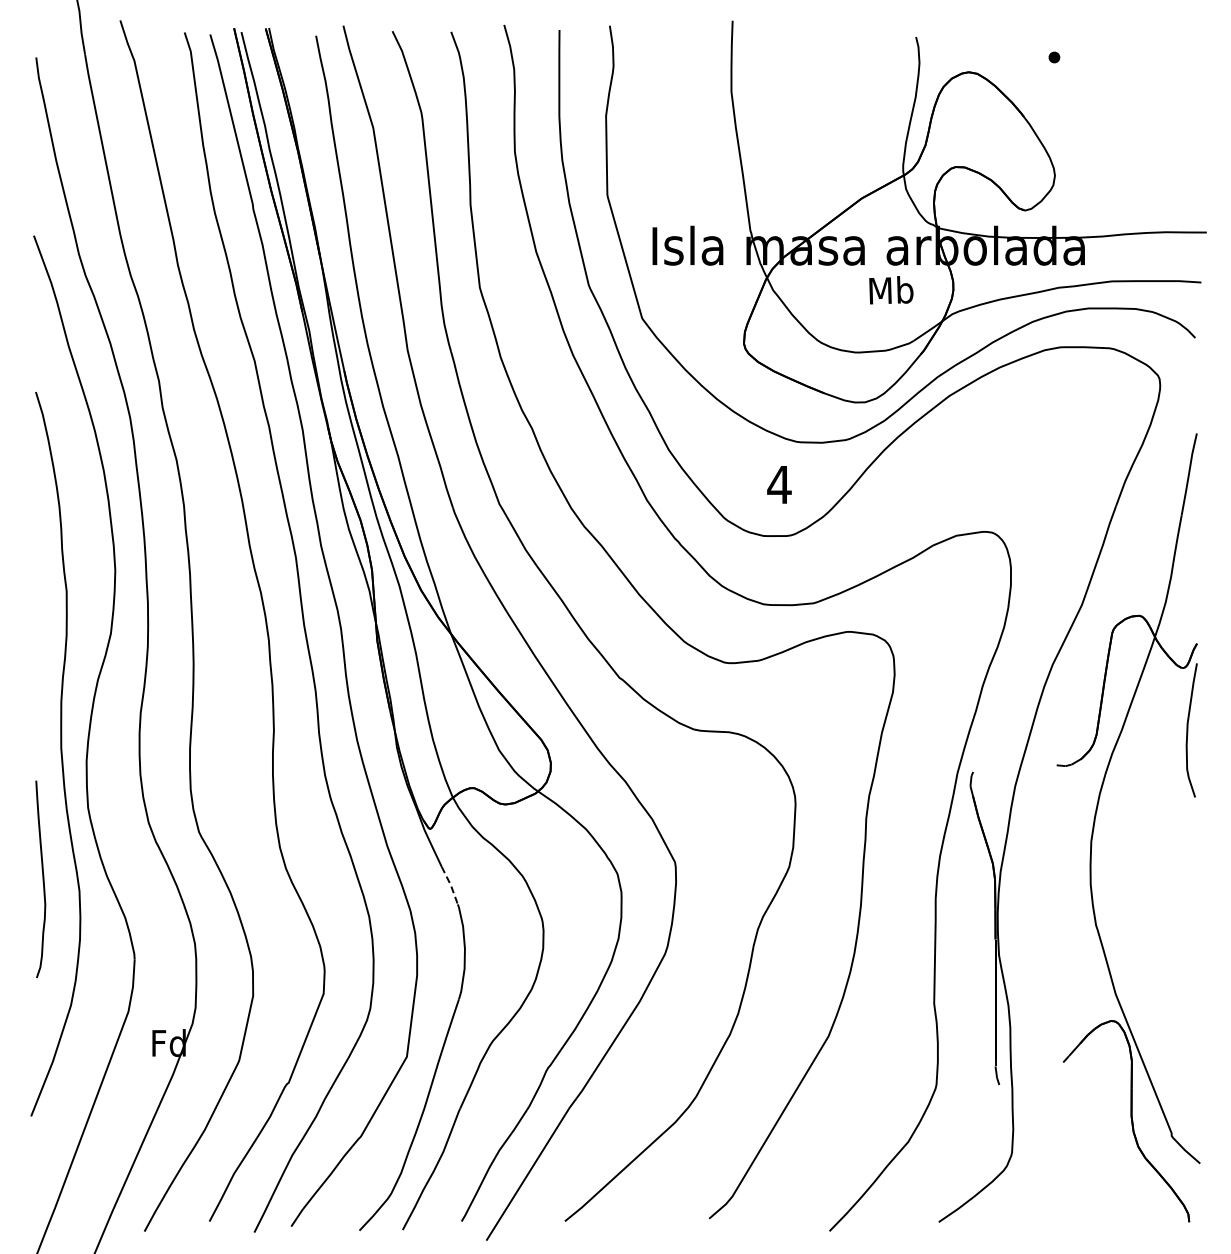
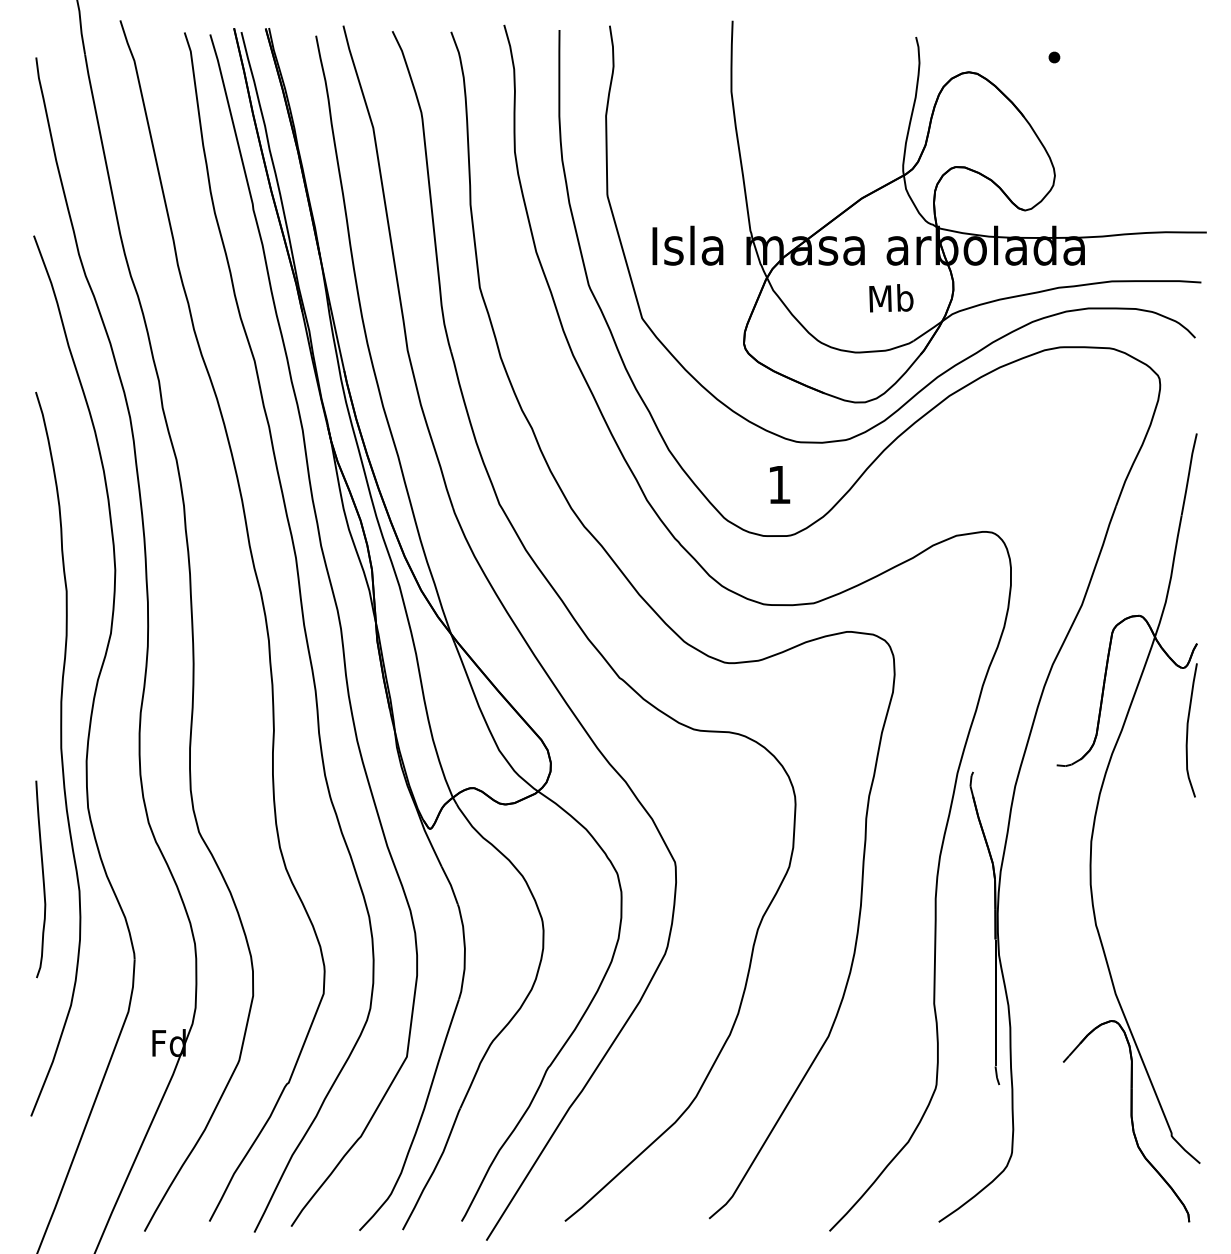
text position: (891, 290) -> (891, 298) (891, 298)
text: 4 -> 1 (779, 484)
line: dashed -> solid (450, 885)
